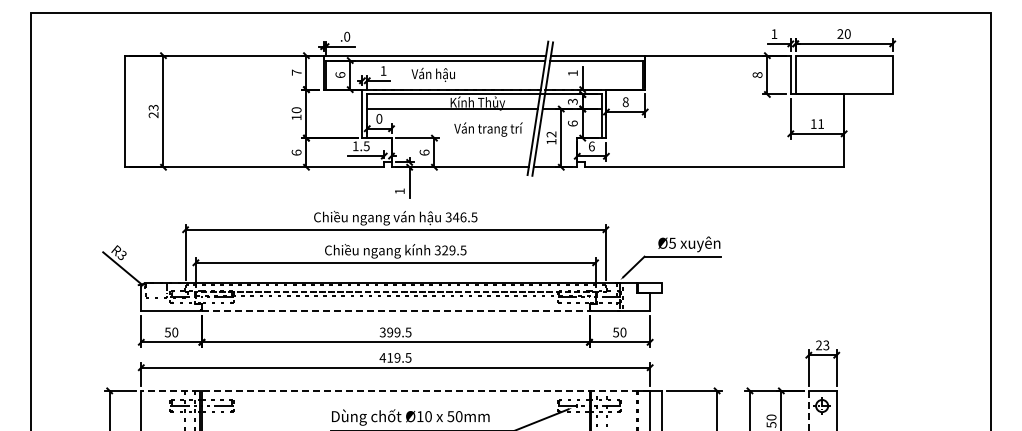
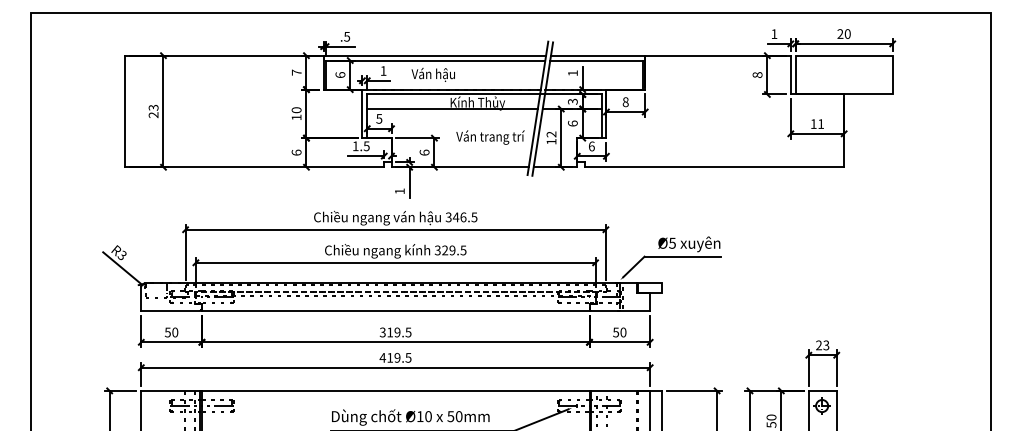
text: .0 -> .5 (347, 36)
text: 0 -> 5 (379, 118)
text position: (488, 129) -> (490, 137) (490, 137)
line: dashed -> solid (395, 311)
text: 399.5 -> 319.5 (390, 332)
line: dashed -> solid (395, 390)
line: dashed -> solid (808, 410)
